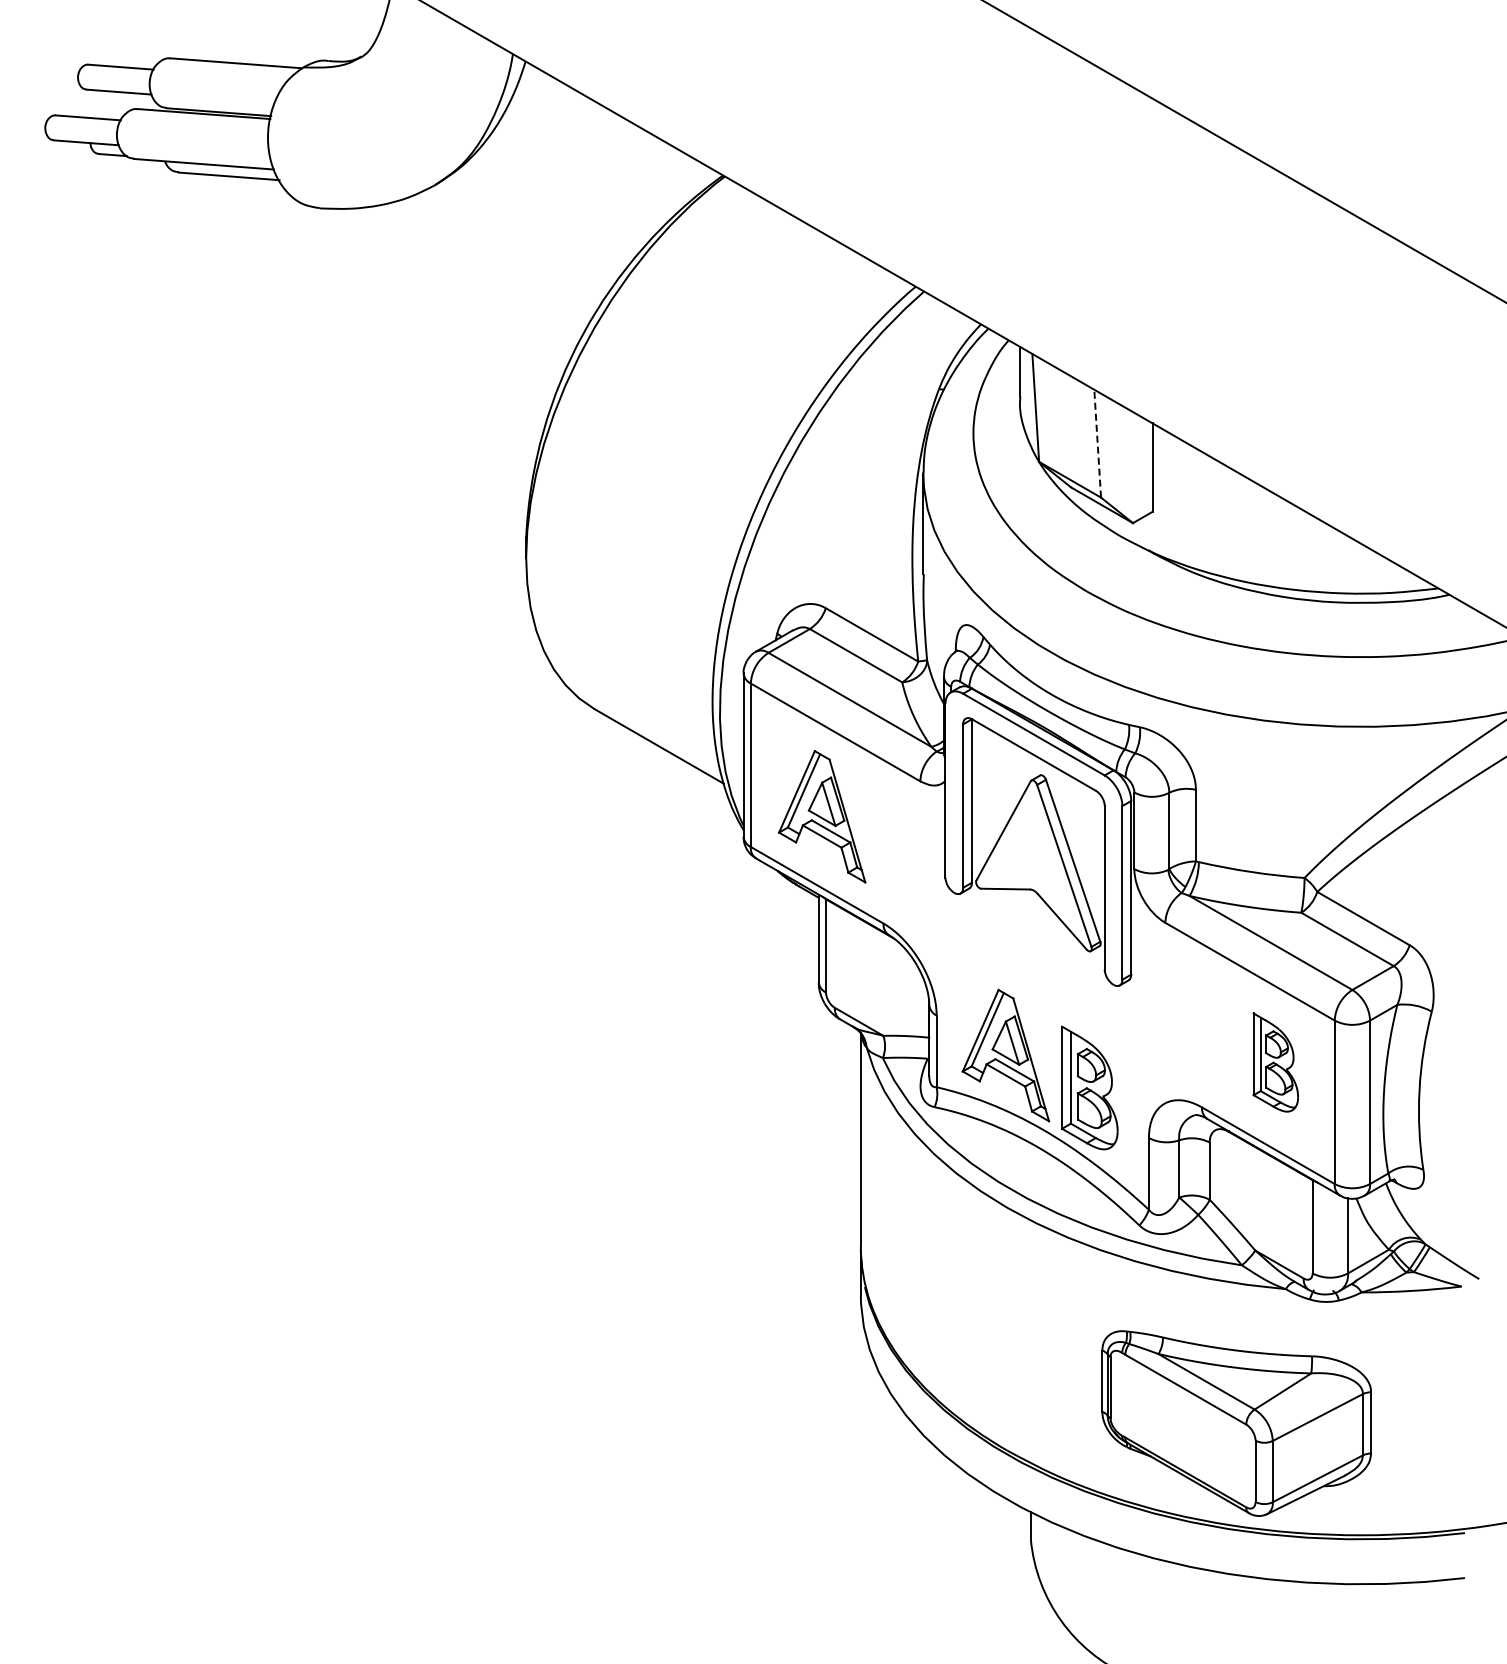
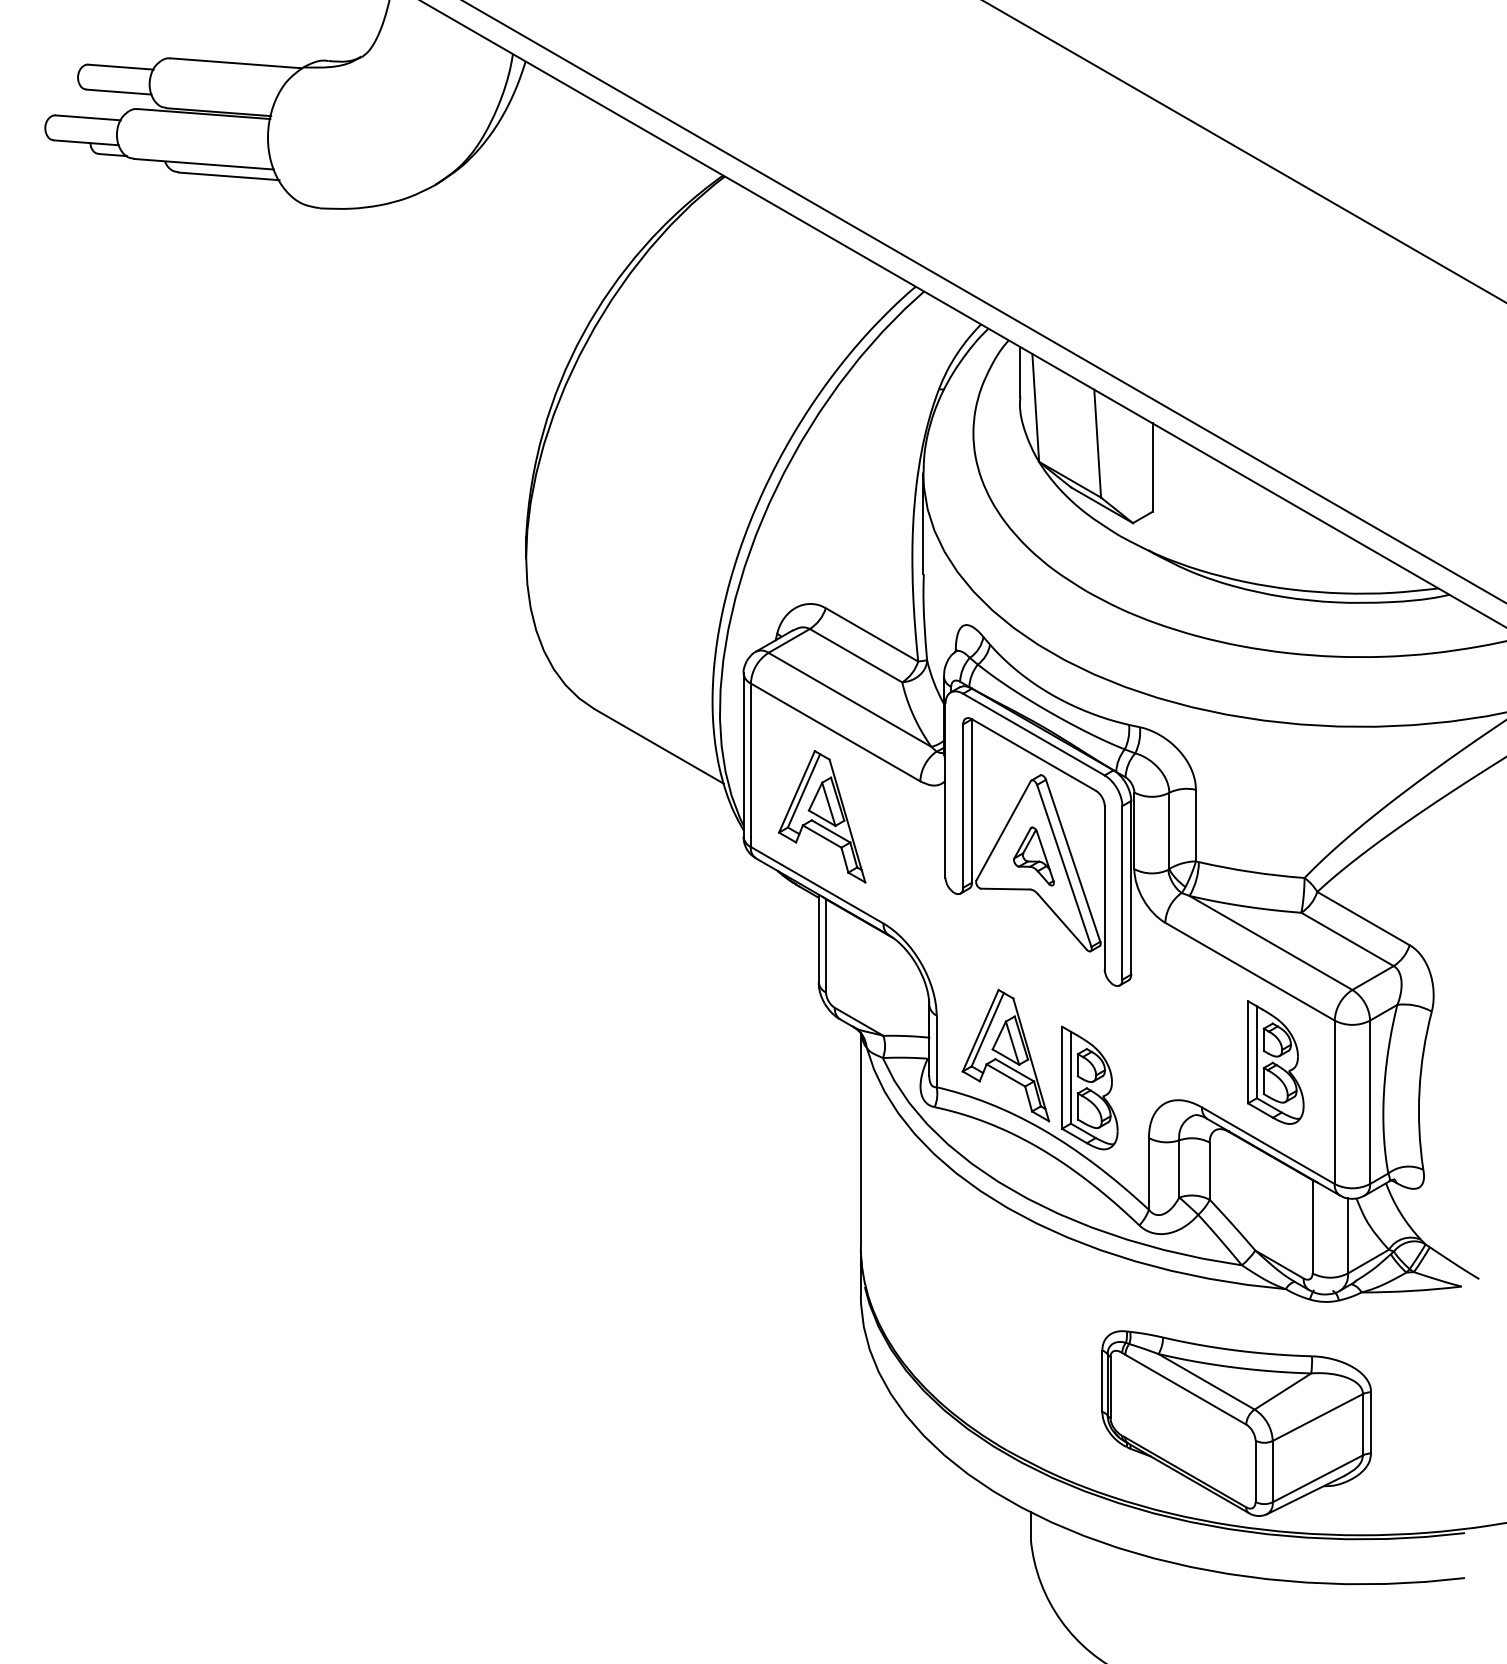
line: none -> present (984, 301)
line: dashed -> solid (1097, 443)
part: none -> present (1033, 856)
part size: 47x101 px -> 58x125 px (1275, 1062)
